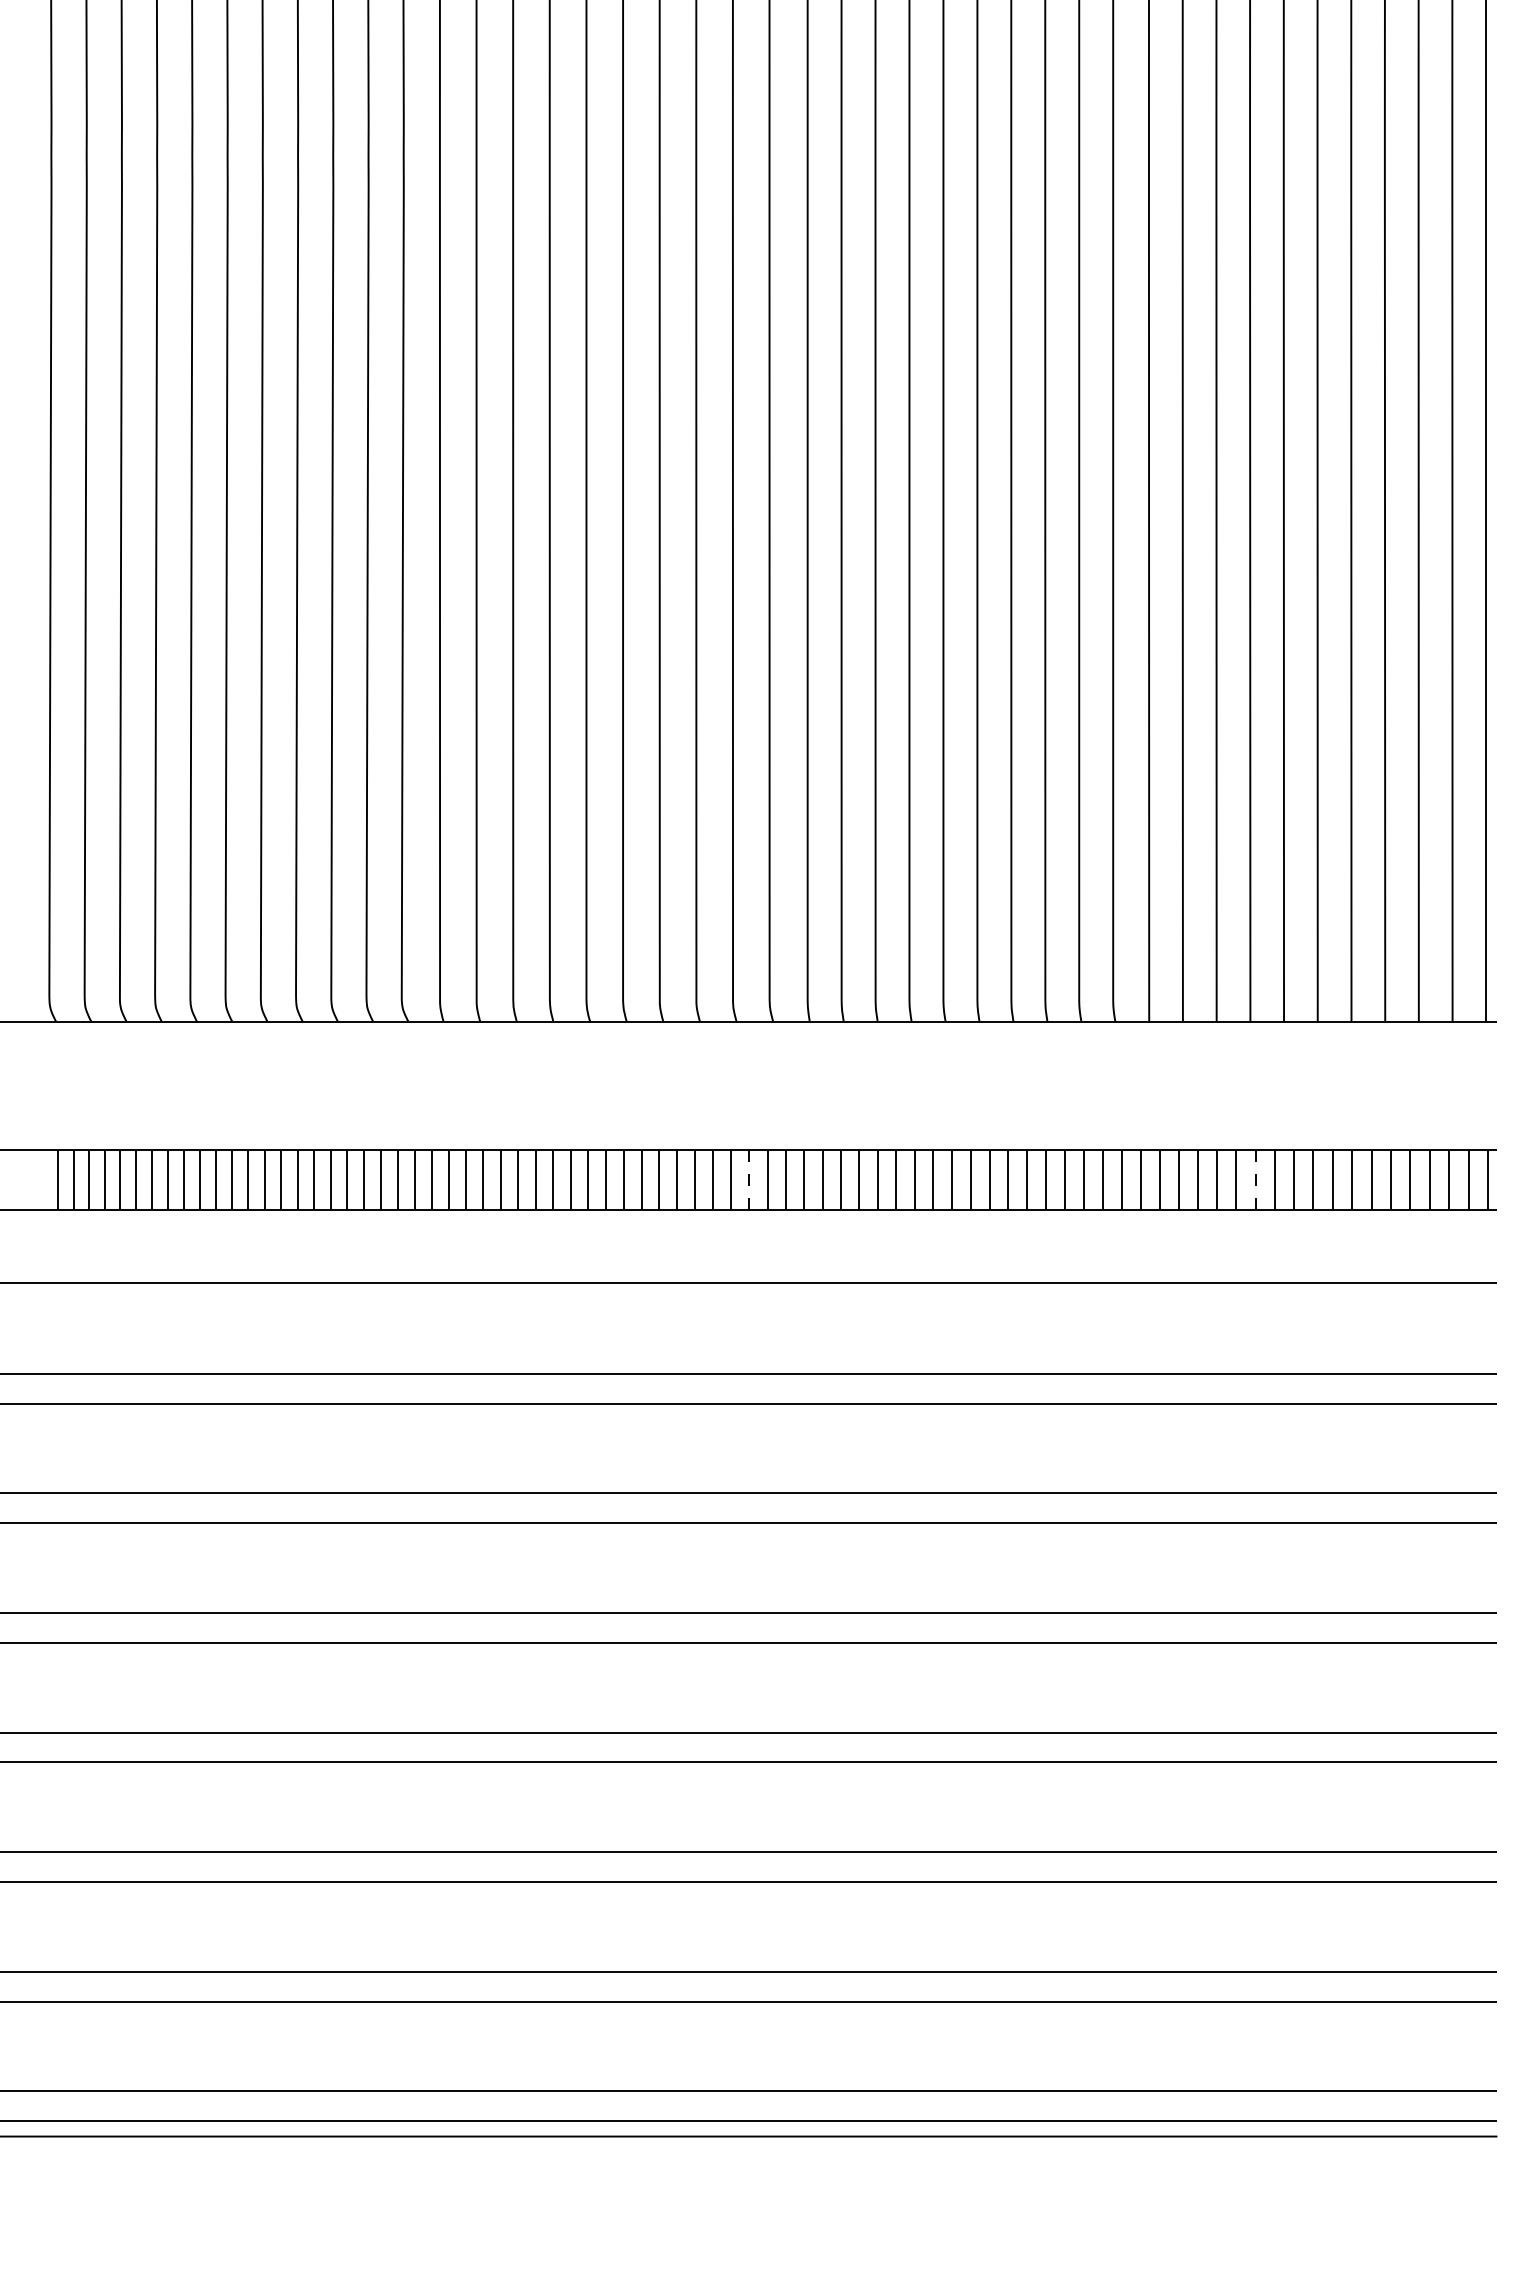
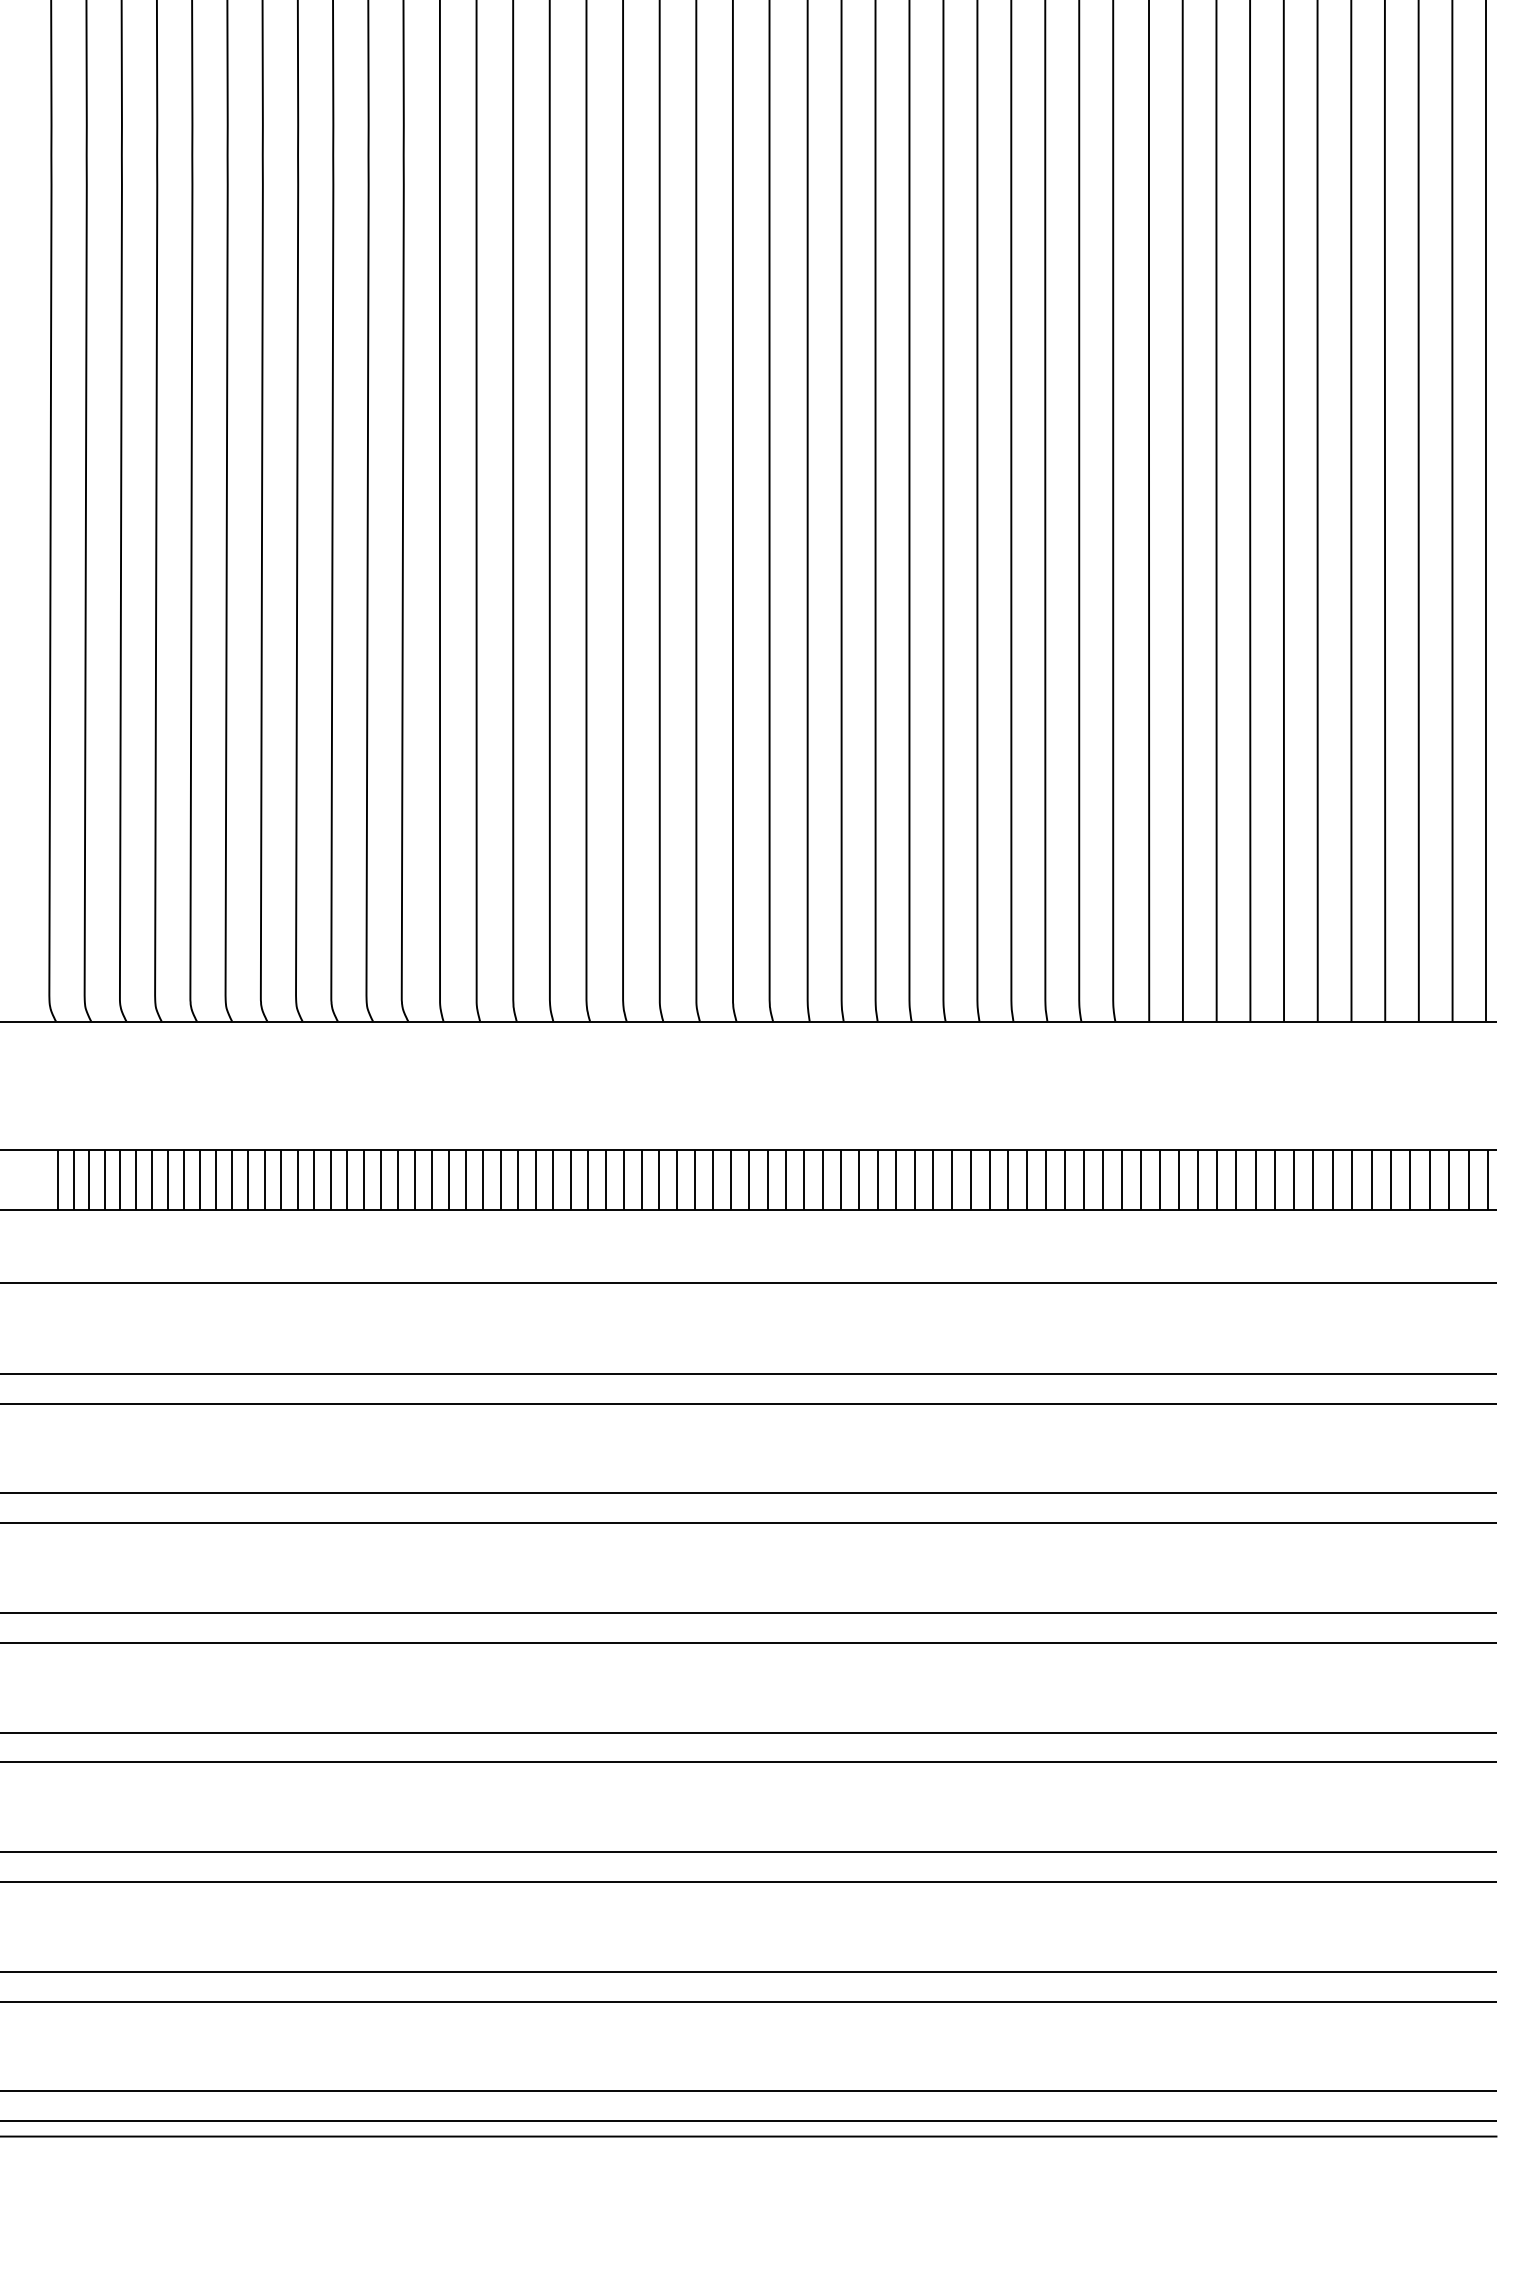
line: dashed -> solid (749, 1180)
line: dashed -> solid (1255, 1180)
